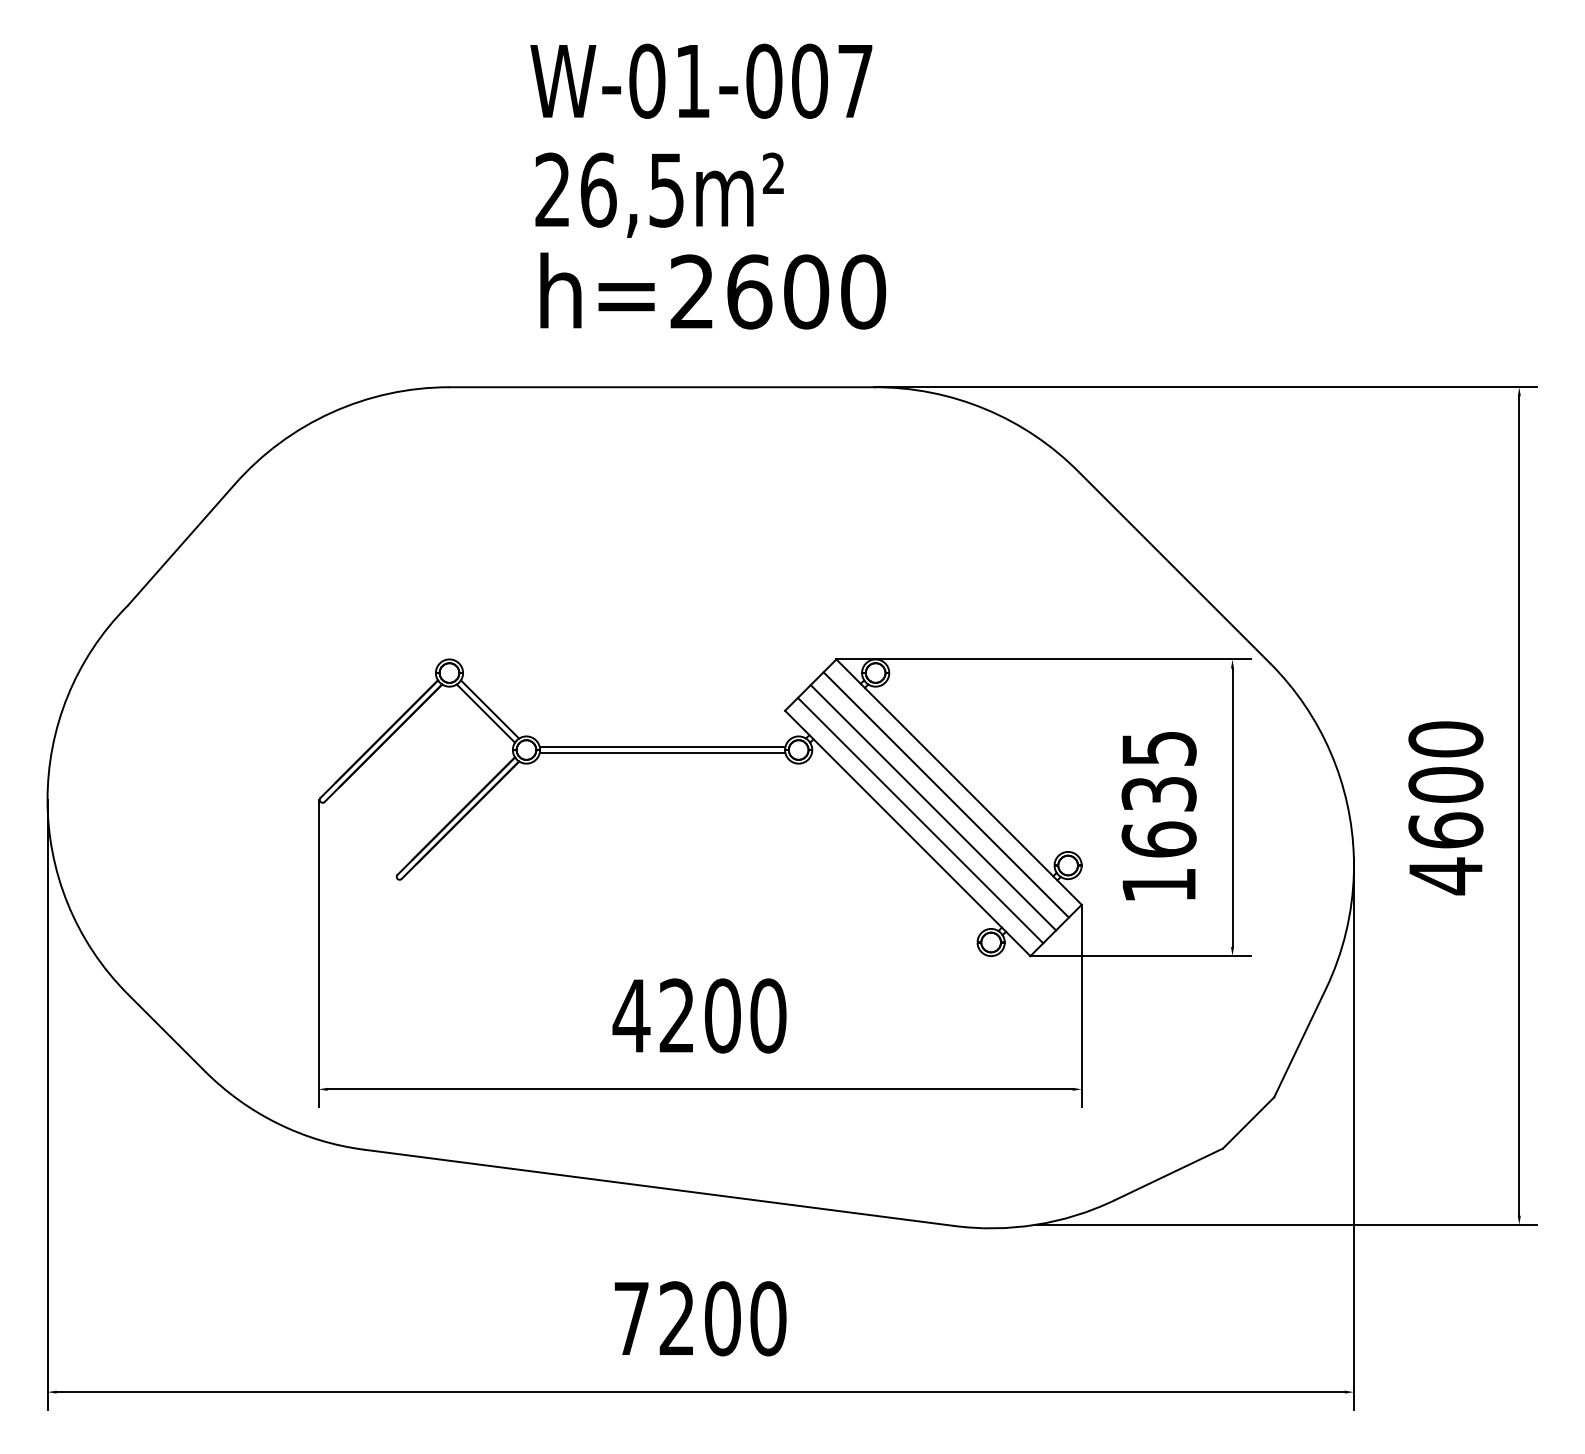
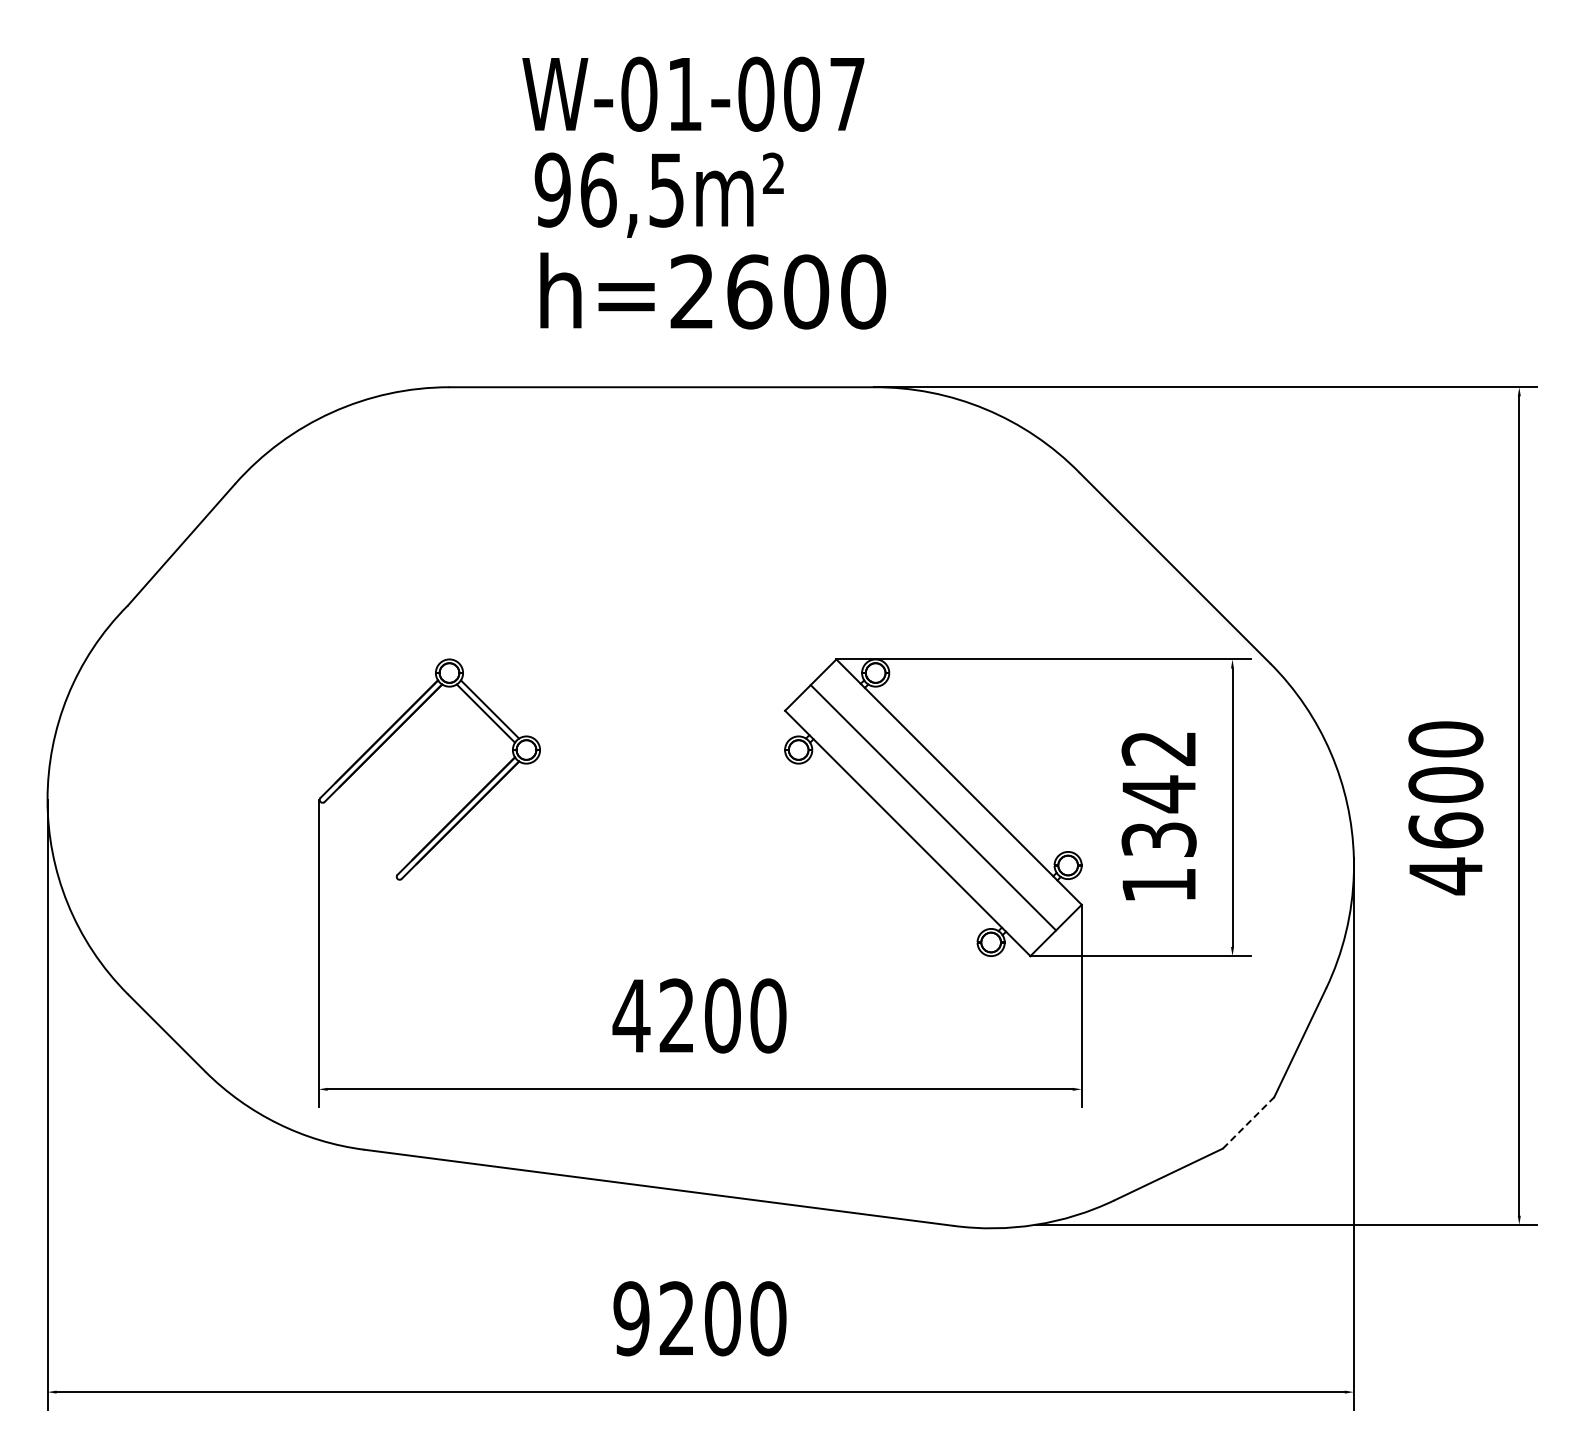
text position: (701, 80) -> (693, 93) (693, 93)
text: 26,5m² -> 96,5m² (552, 189)
line: present -> none (662, 747)
line: present -> none (662, 752)
line: present -> none (945, 794)
text: 1635 -> 1342 (1158, 794)
line: present -> none (920, 820)
line: solid -> dashed (1248, 1122)
text: 7200 -> 9200 (631, 1318)
